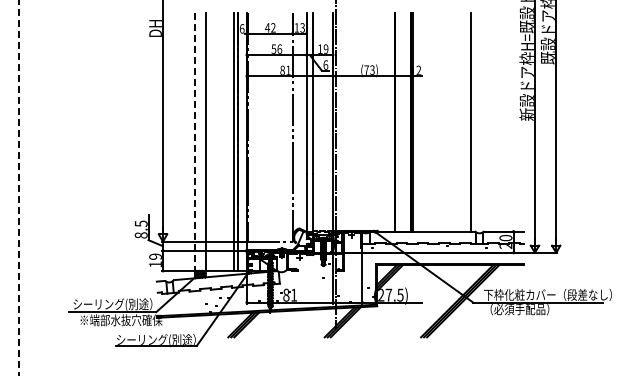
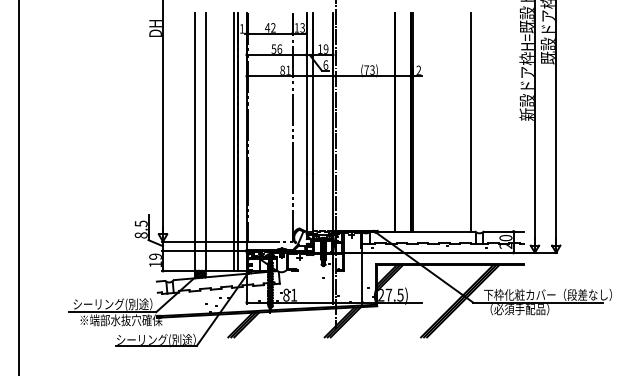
text: 6 -> 1 (241, 28)
line: dashed -> solid (195, 142)
line: dashed -> solid (18, 187)
